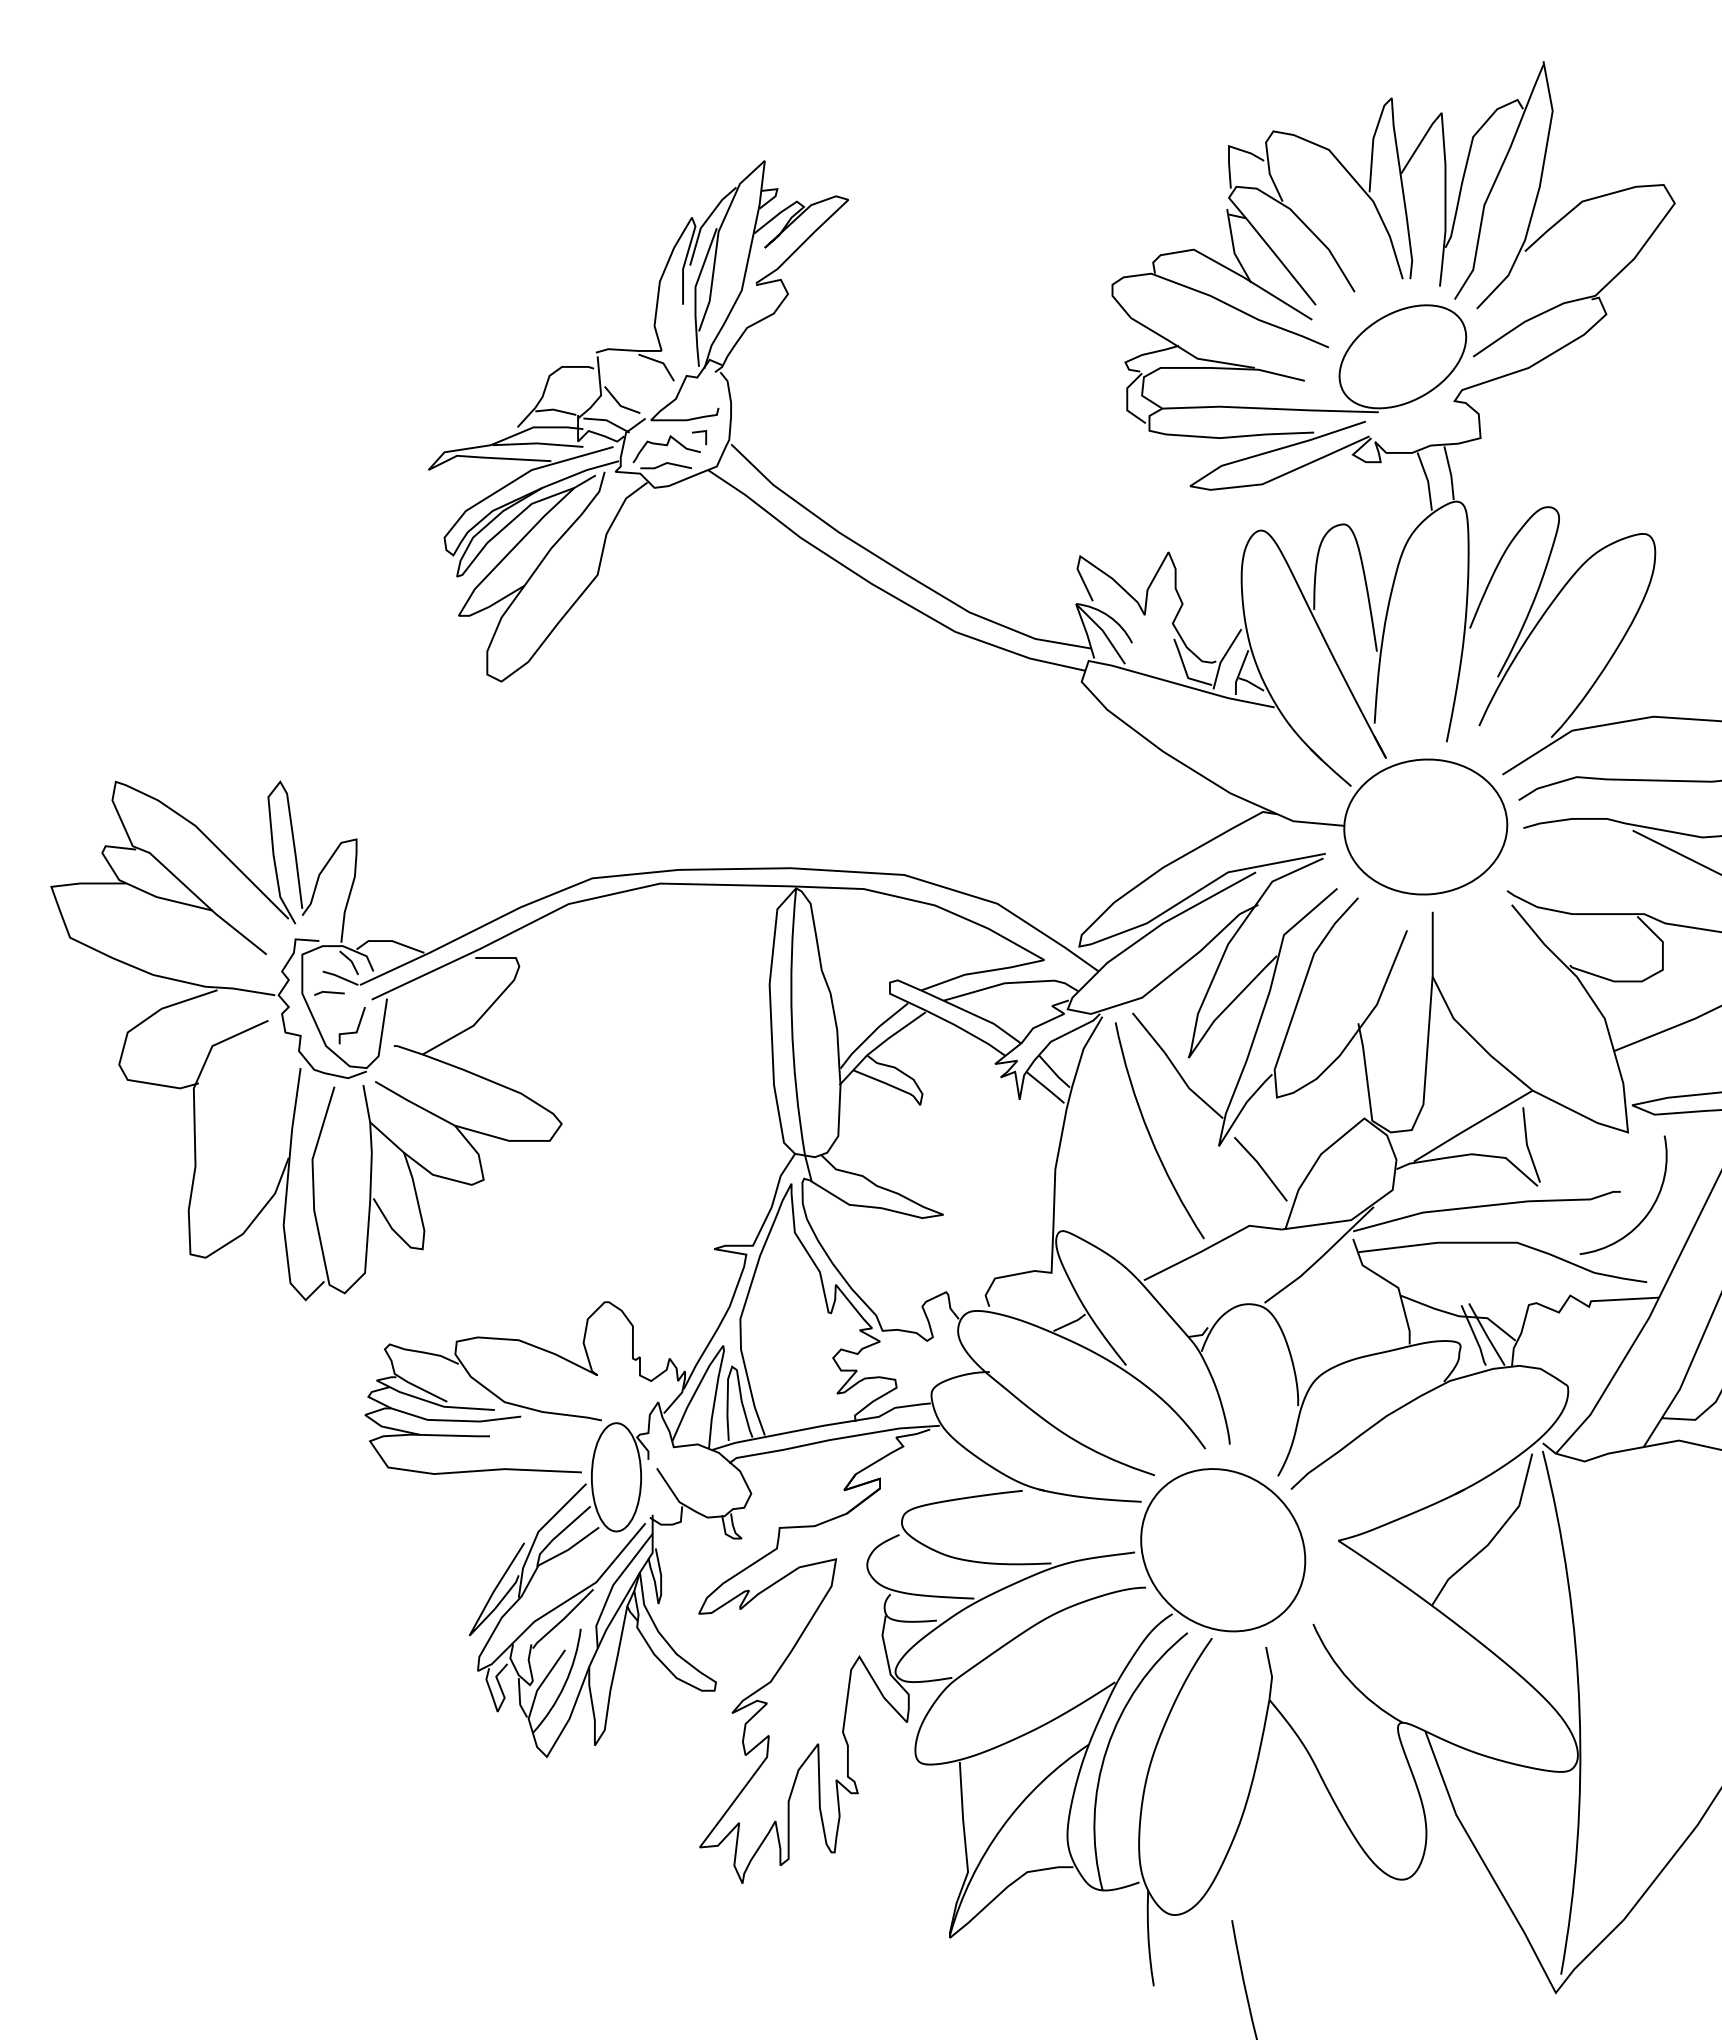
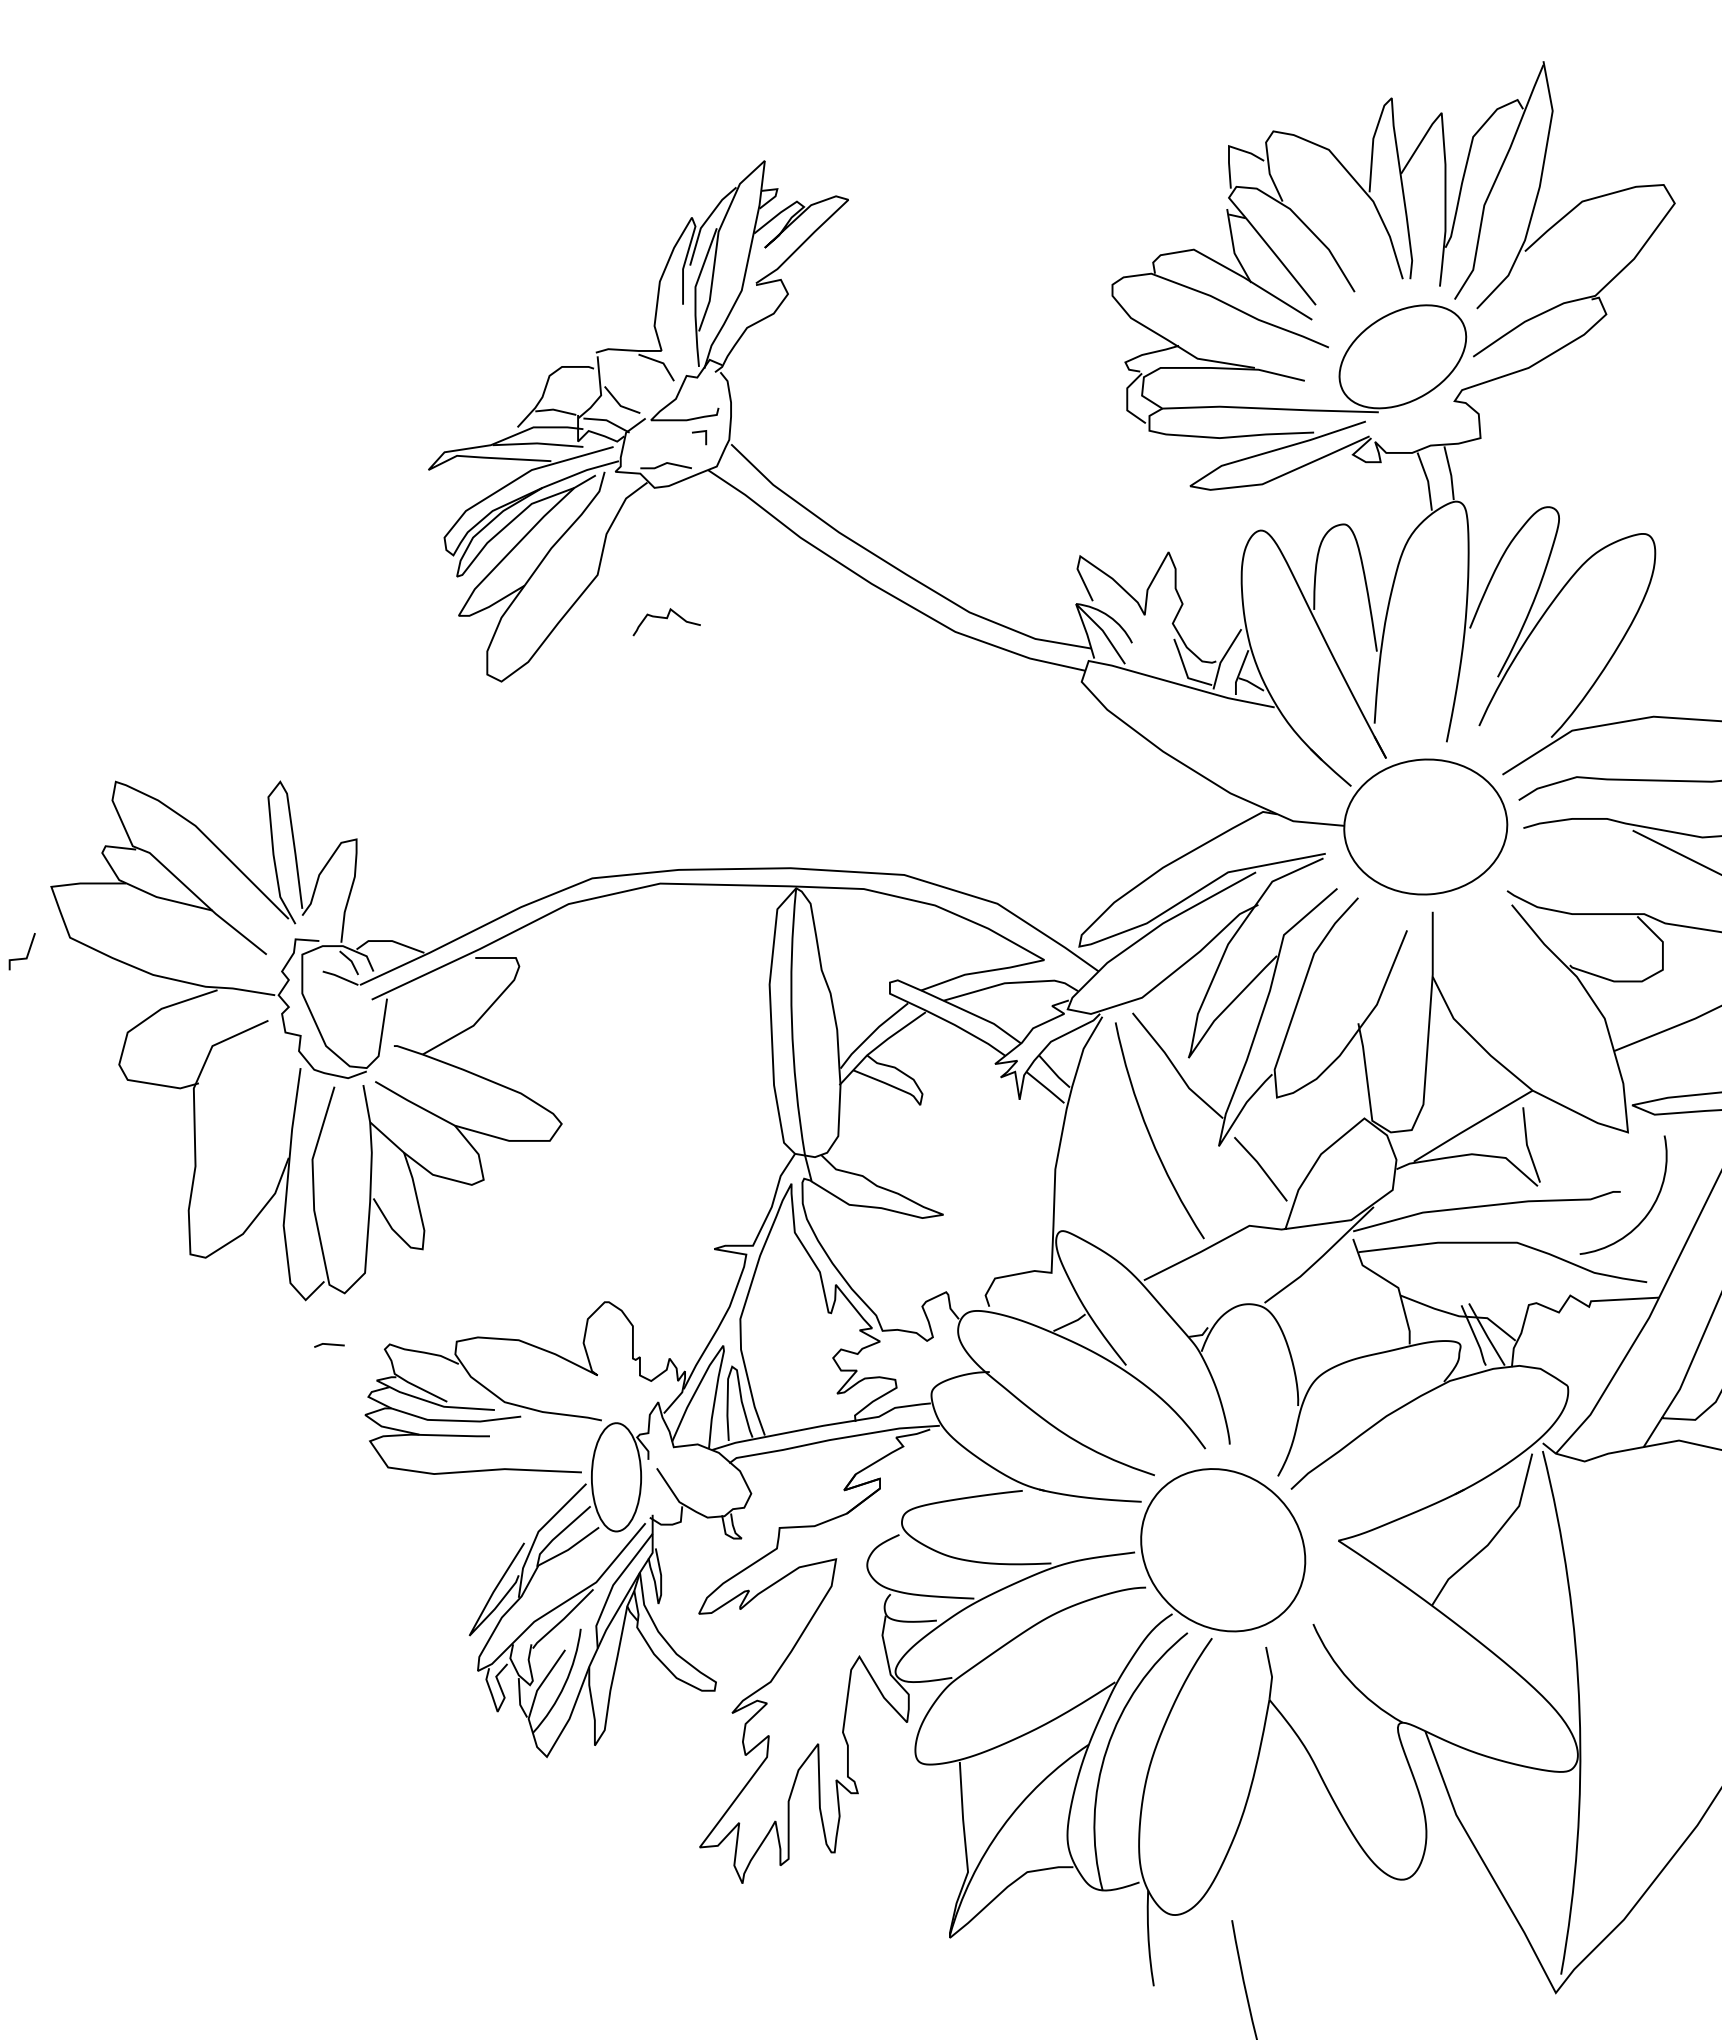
curve position: (667, 446) -> (667, 619) (667, 619)
line position: (329, 993) -> (329, 1345) (329, 1345)
line position: (357, 1026) -> (27, 952) (27, 952)
